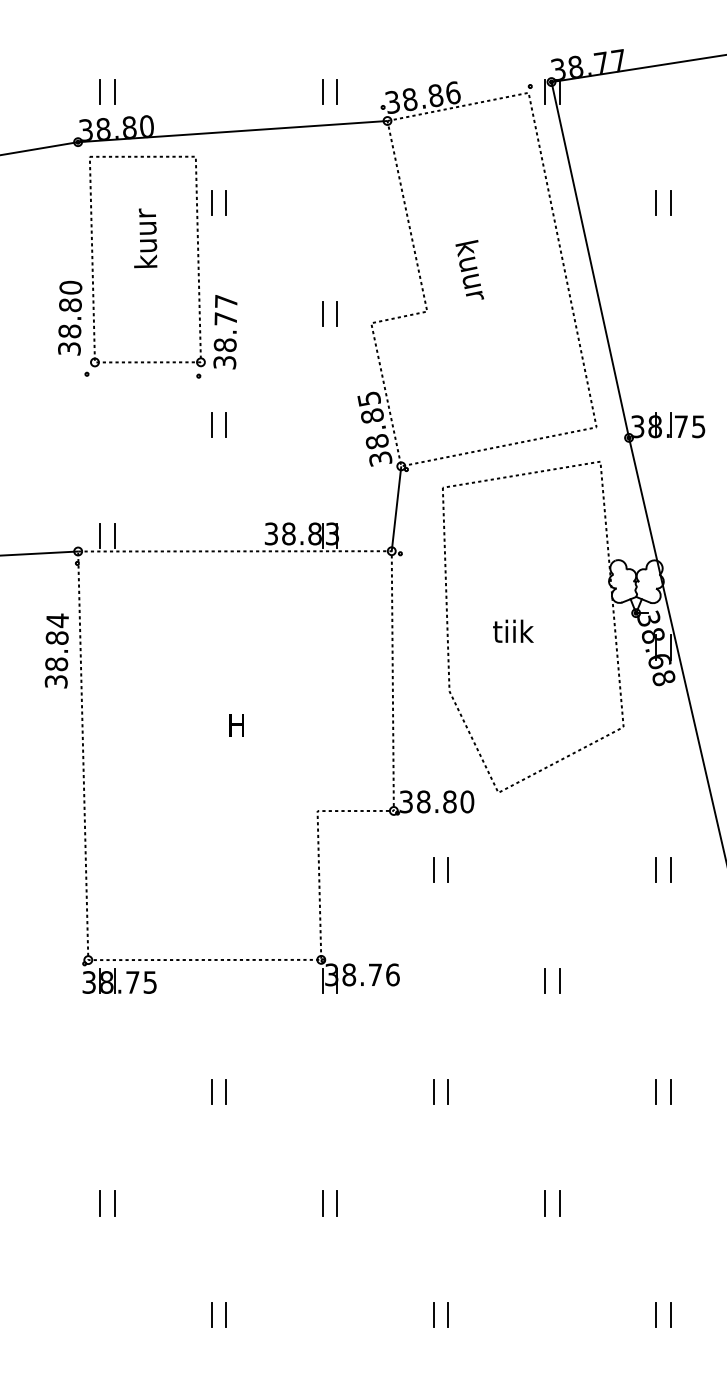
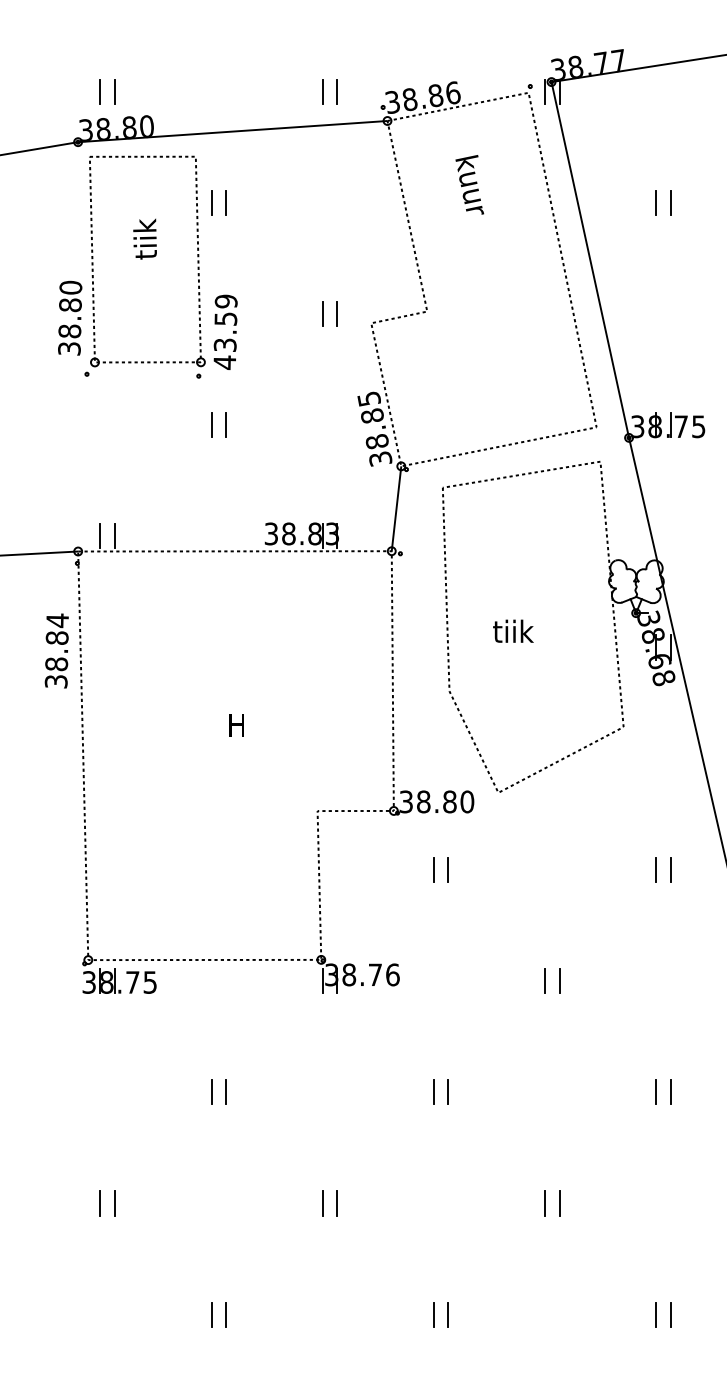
text: kuur -> tiik (145, 238)
text position: (469, 269) -> (469, 184) (469, 184)
text: 38.77 -> 43.59 (225, 332)
